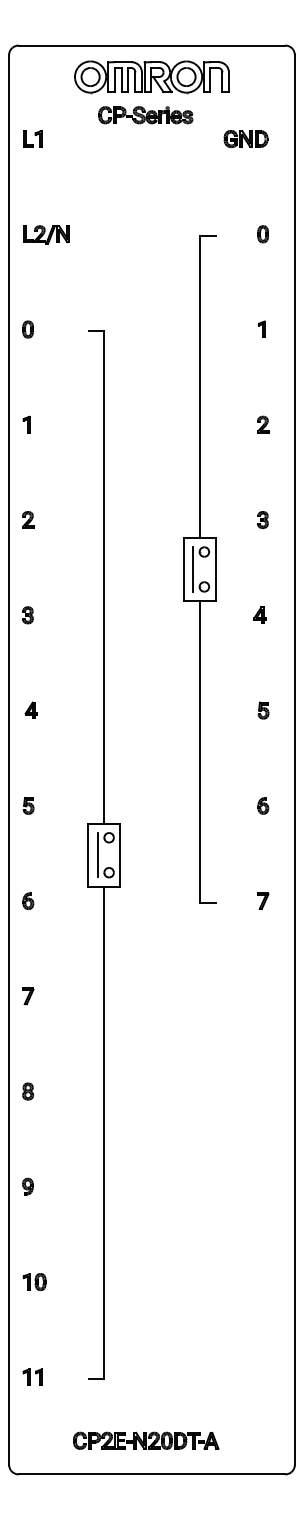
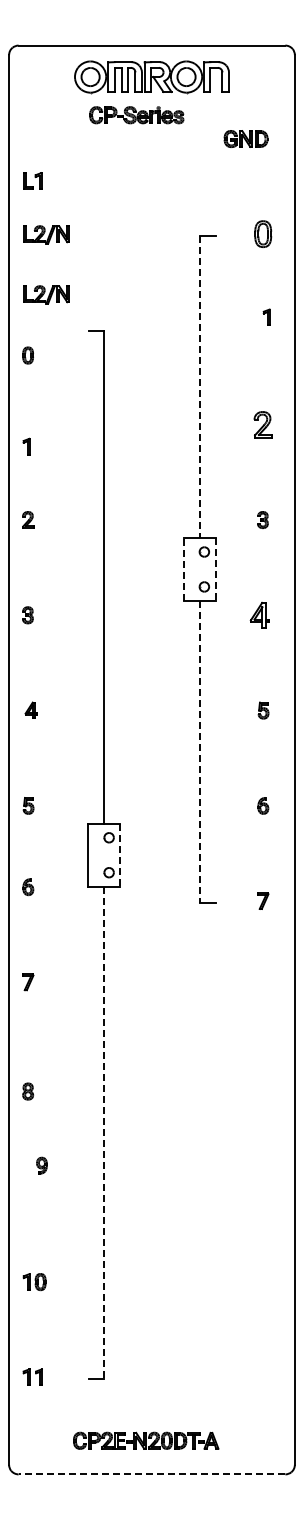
part position: (145, 115) -> (136, 115) (136, 115)
part position: (32, 138) -> (32, 180) (32, 180)
part size: 12x19 px -> 19x28 px (263, 233)
part: none -> present (46, 294)
part position: (261, 328) -> (266, 316) (266, 316)
part position: (27, 329) -> (27, 355) (27, 355)
line: solid -> dashed (199, 386)
part position: (26, 424) -> (26, 446) (26, 446)
part size: 13x19 px -> 20x28 px (262, 424)
line: solid -> dashed (183, 569)
line: present -> none (193, 569)
line: solid -> dashed (215, 569)
part size: 14x18 px -> 21x28 px (259, 614)
line: solid -> dashed (199, 752)
line: present -> none (98, 855)
line: solid -> dashed (120, 855)
part position: (28, 901) -> (28, 887) (28, 887)
part position: (28, 996) -> (28, 982) (28, 982)
line: solid -> dashed (104, 1133)
part position: (27, 1186) -> (41, 1165) (41, 1165)
line: solid -> dashed (151, 1474)
